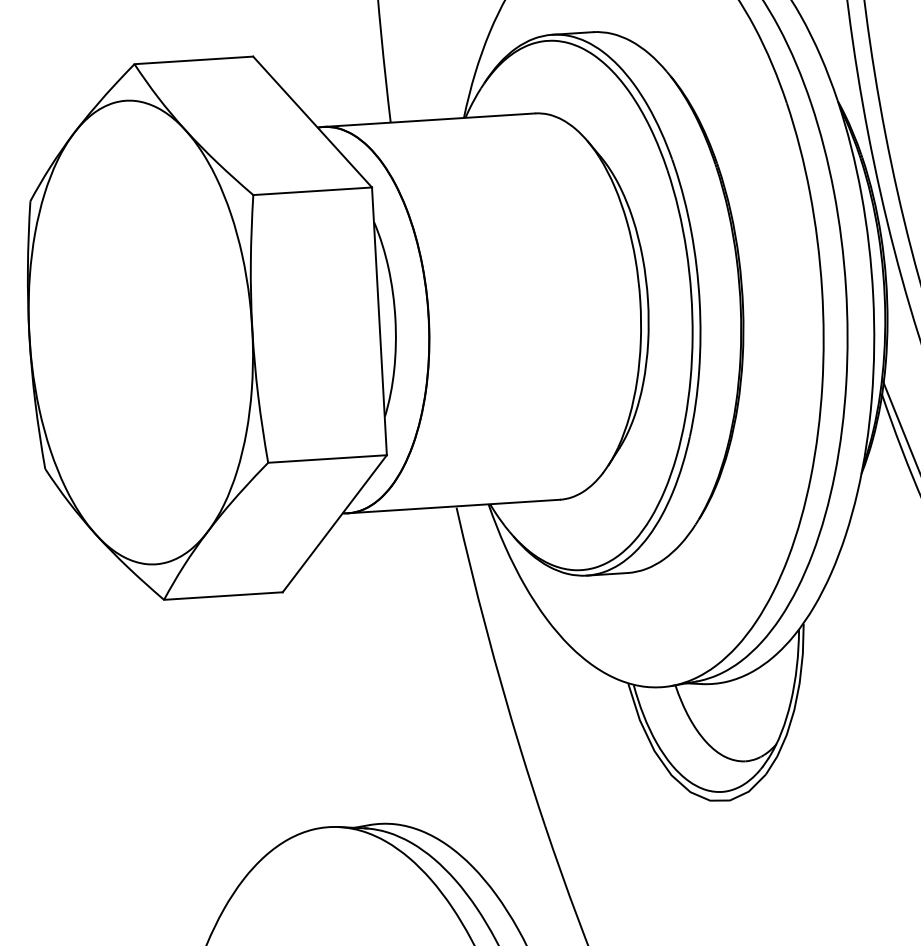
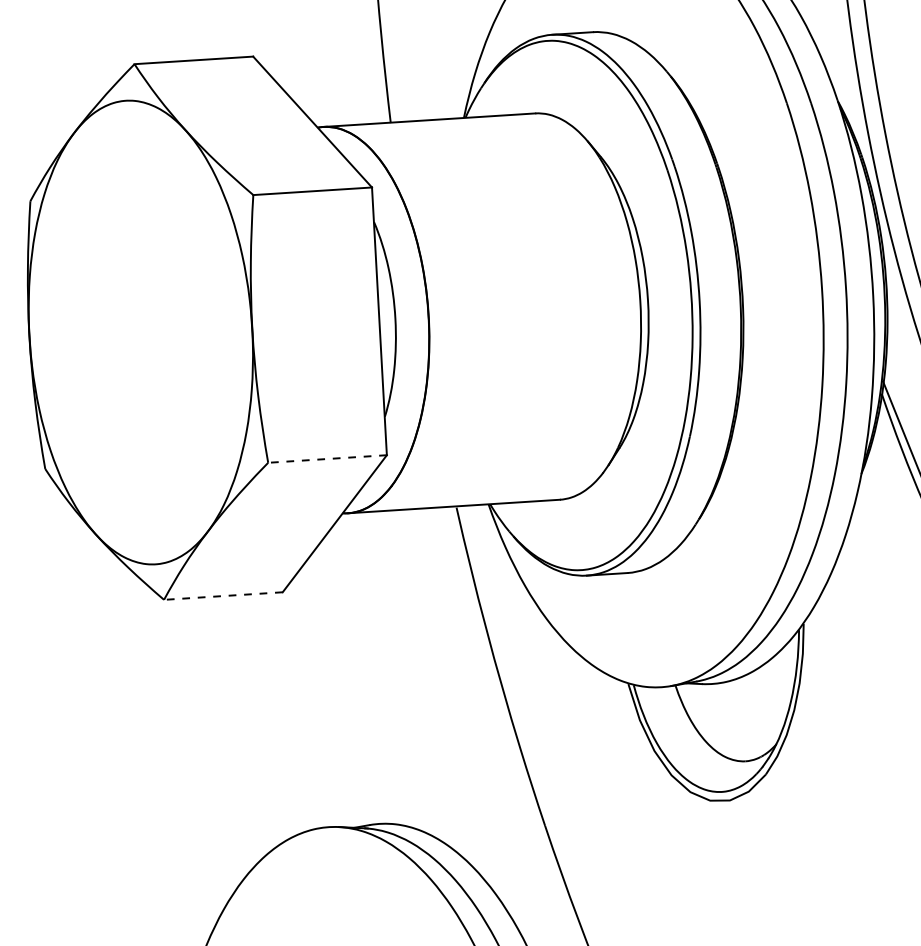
line: solid -> dashed (327, 459)
line: solid -> dashed (222, 596)
